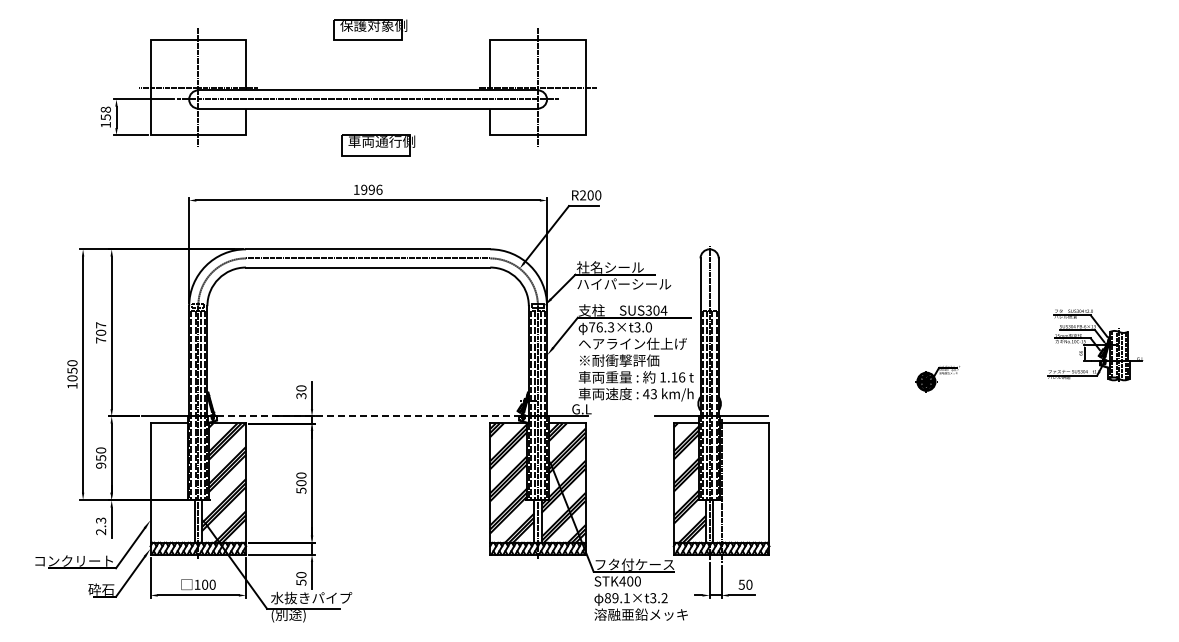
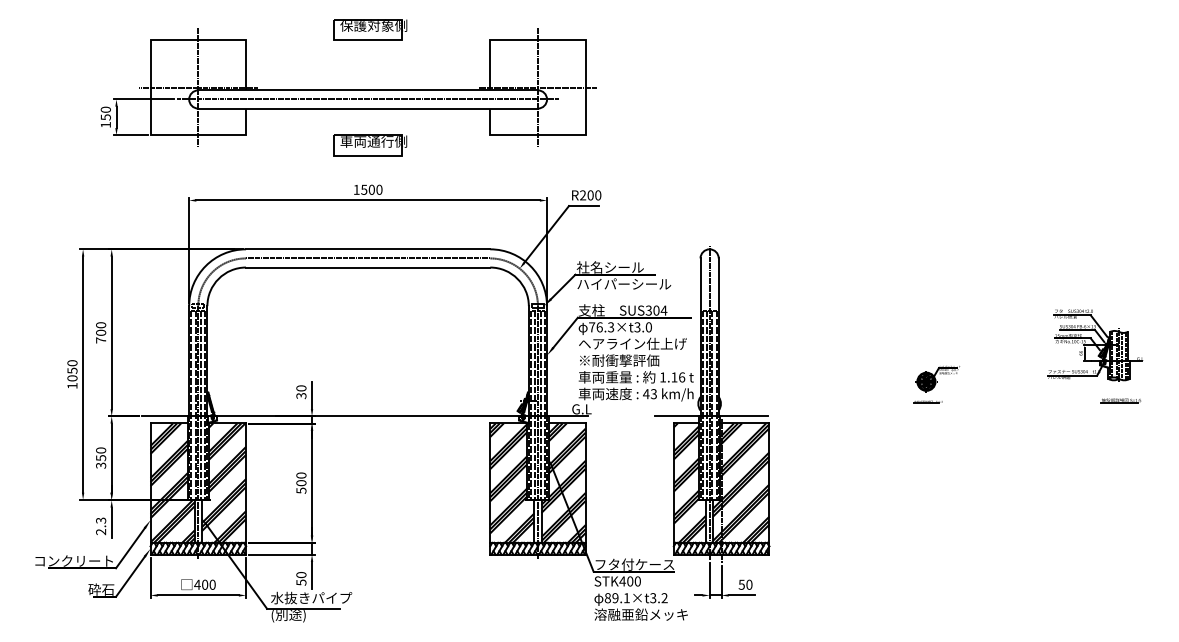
text: 158 -> 150 (105, 109)
part position: (378, 145) -> (370, 145) (370, 145)
text: 1996 -> 1500 (371, 189)
text: 707 -> 700 (101, 325)
part: none -> present (1120, 400)
line: none -> present (927, 401)
line: dashed -> solid (368, 416)
text: 950 -> 350 (100, 465)
hatch: none -> present (172, 482)
hatch: none -> present (741, 482)
text: 100 -> 400 (197, 584)
